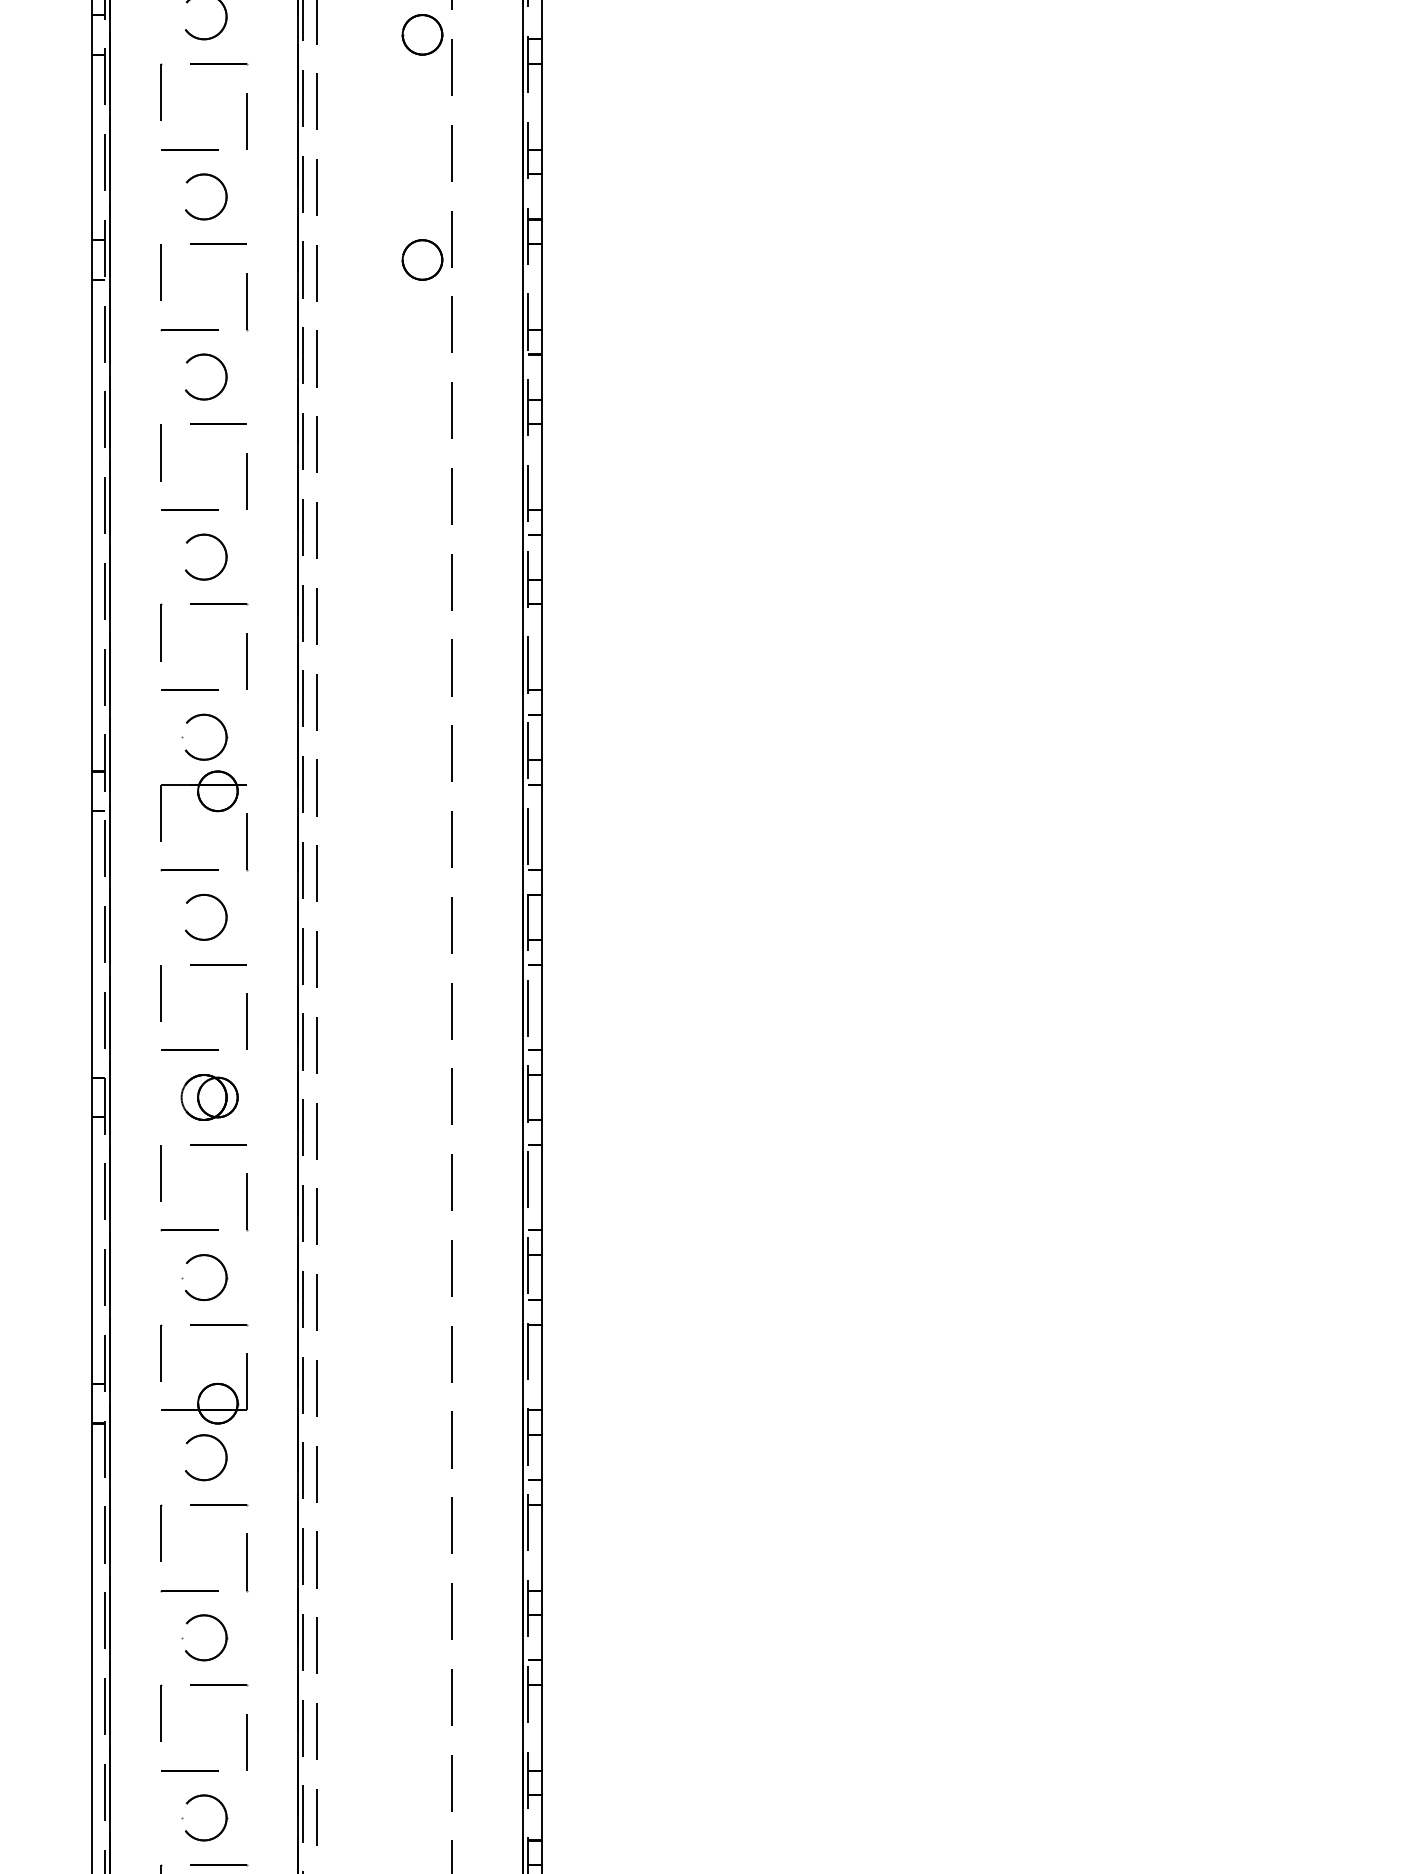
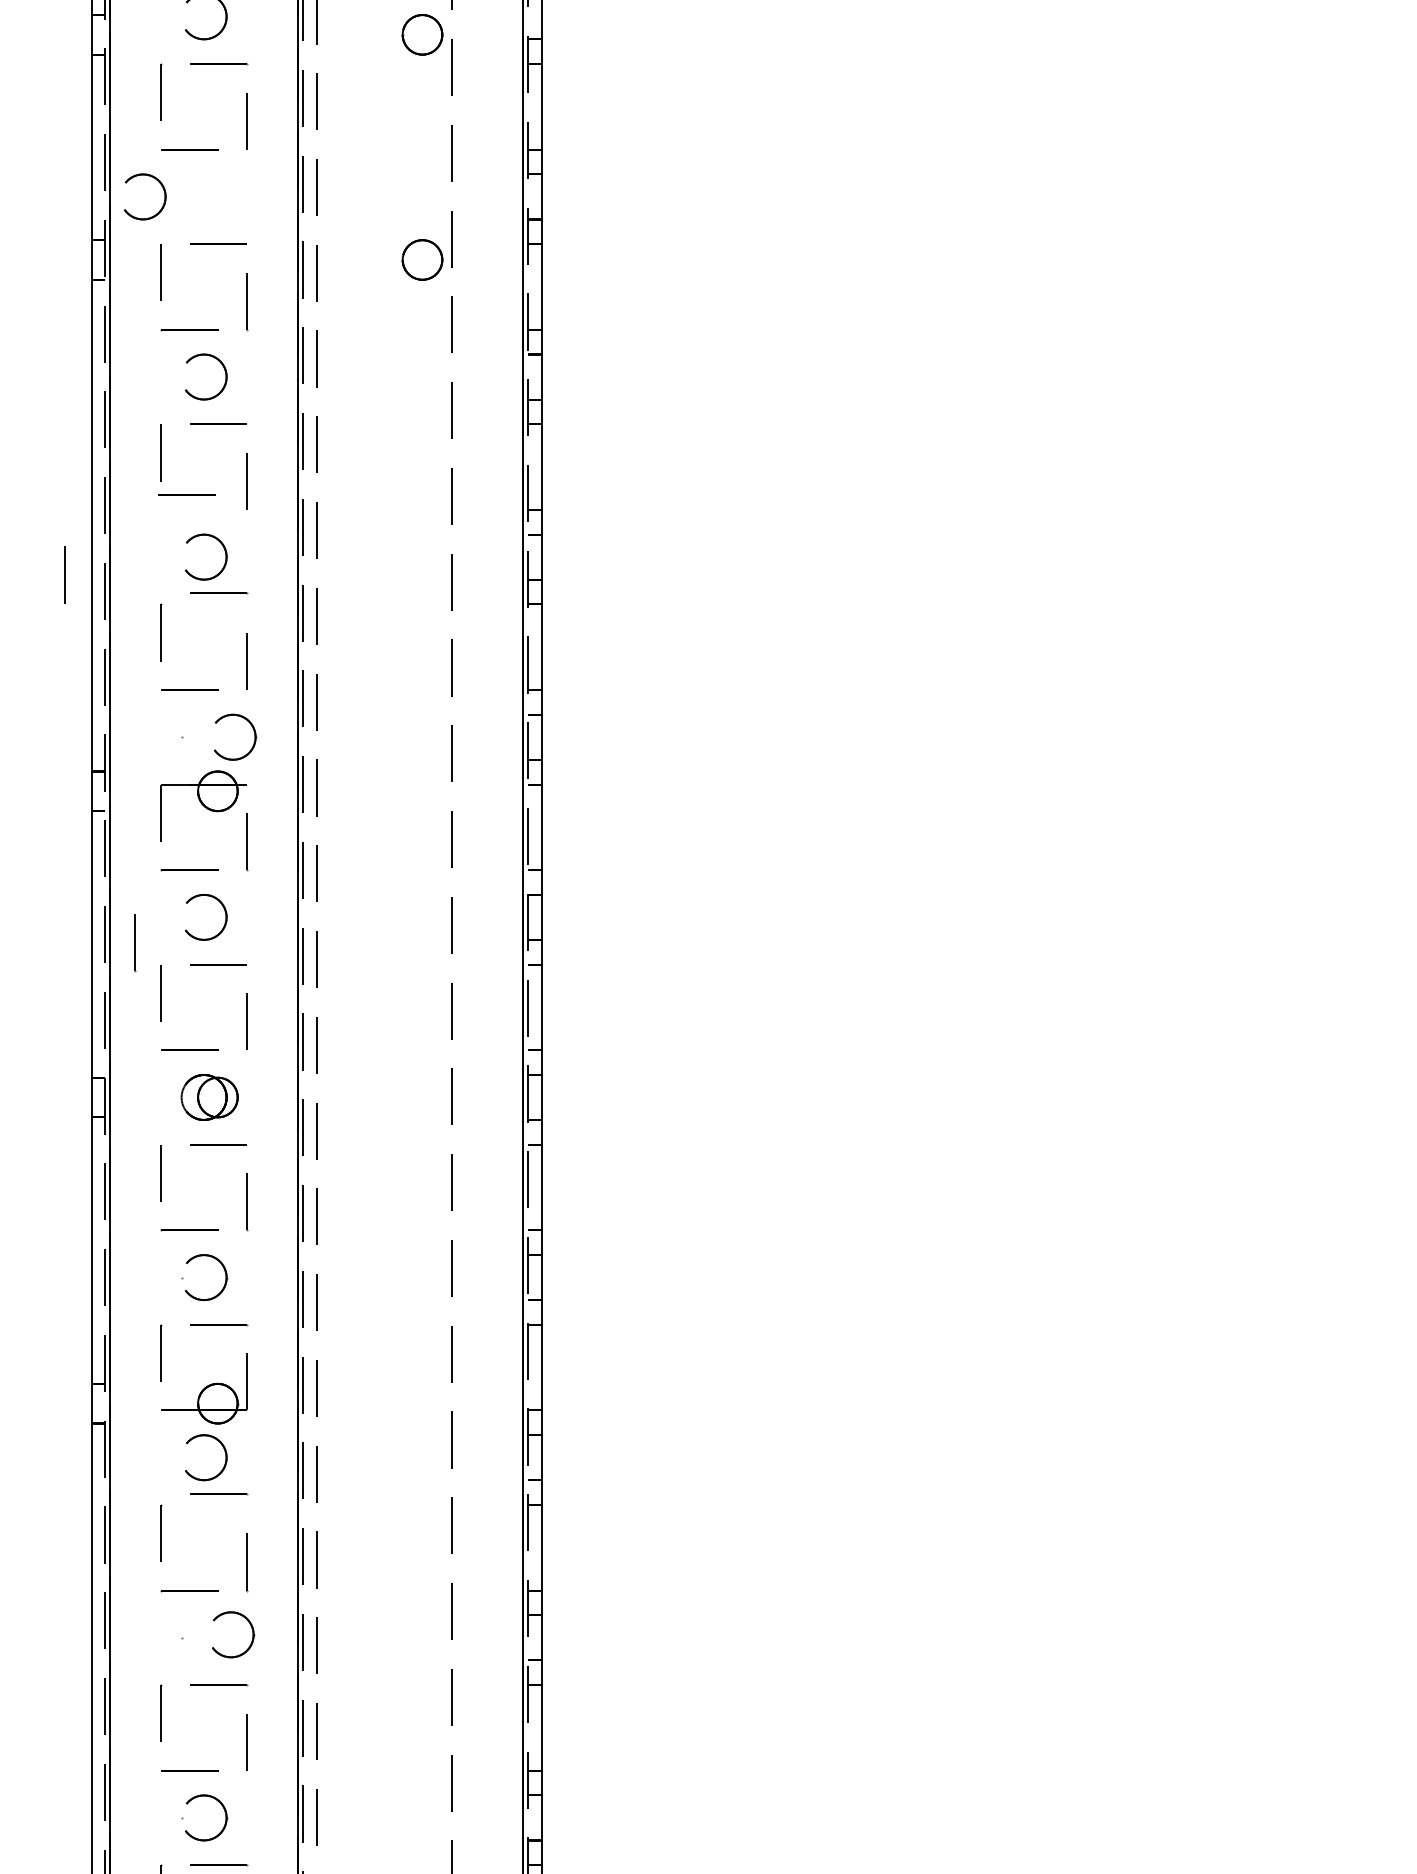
part position: (223, 188) -> (162, 188) (162, 188)
line position: (189, 509) -> (186, 494) (186, 494)
line: none -> present (64, 574)
line position: (219, 604) -> (219, 593) (219, 593)
part position: (224, 731) -> (253, 731) (253, 731)
line: none -> present (135, 943)
line position: (219, 1505) -> (219, 1494) (219, 1494)
part position: (224, 1631) -> (251, 1628) (251, 1628)
